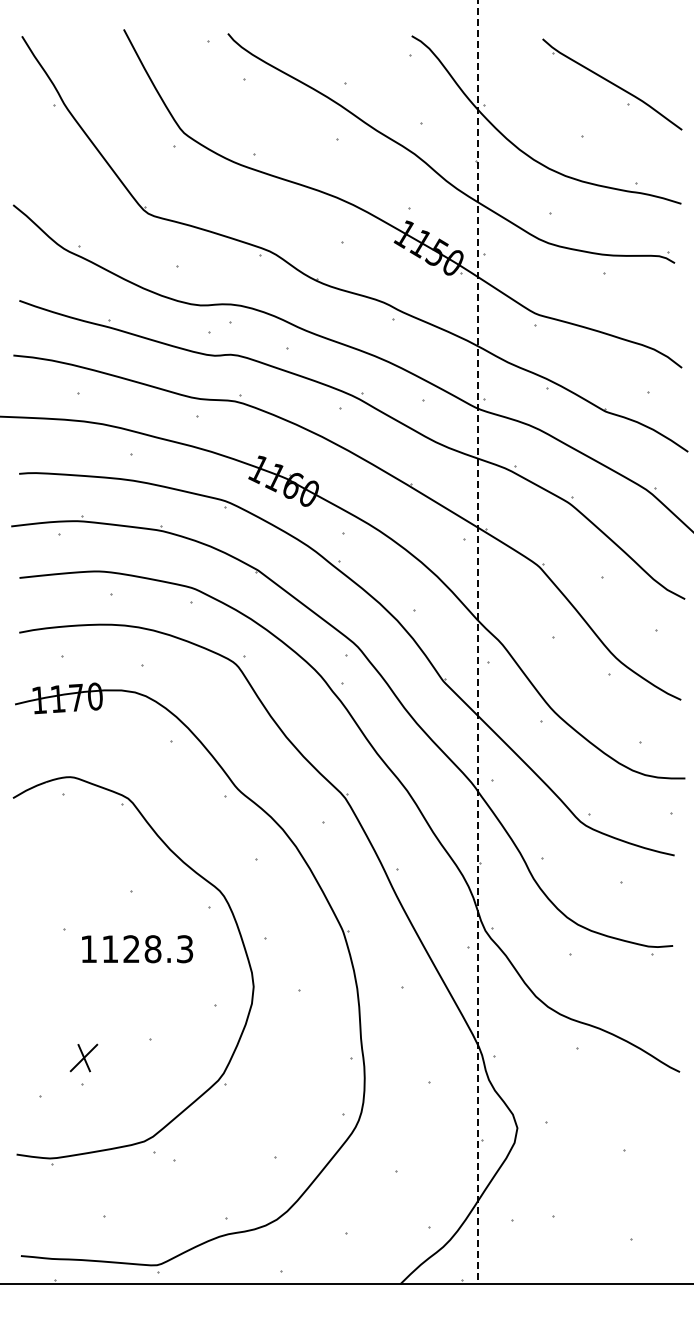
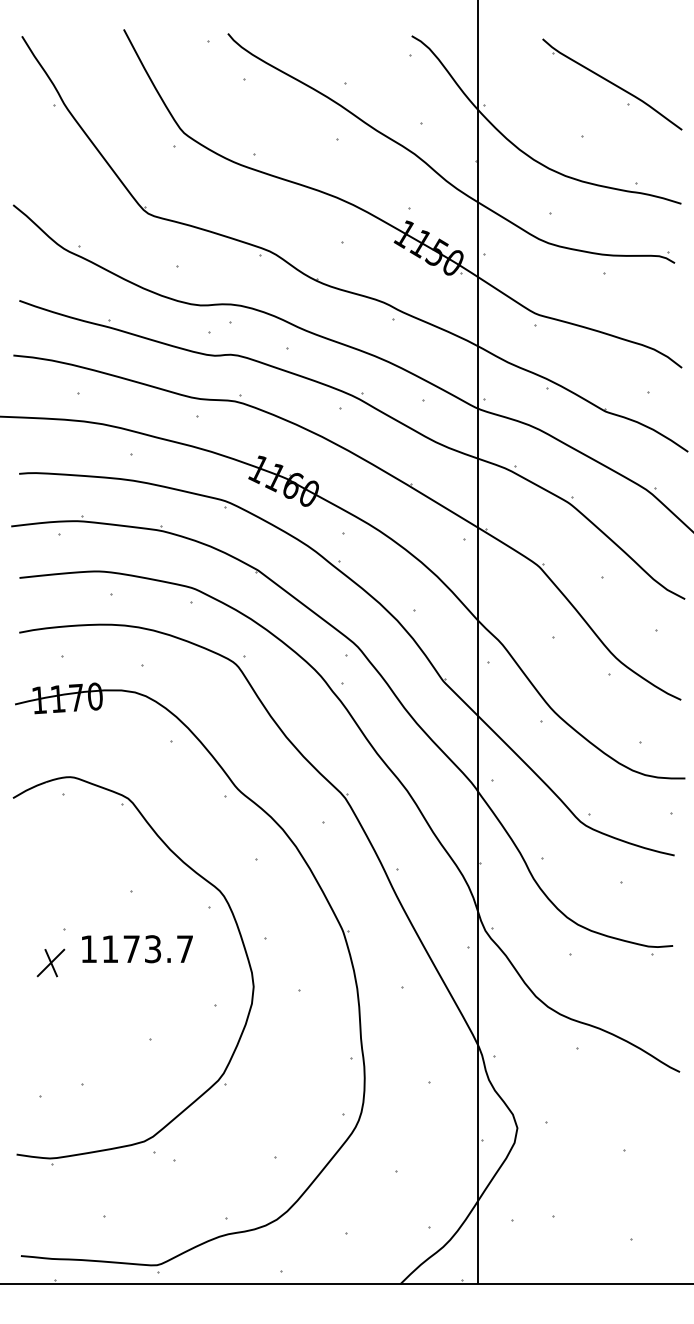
line: dashed -> solid (477, 642)
text: 1128.3 -> 1173.7 (158, 949)
part position: (83, 1057) -> (50, 962) (50, 962)
